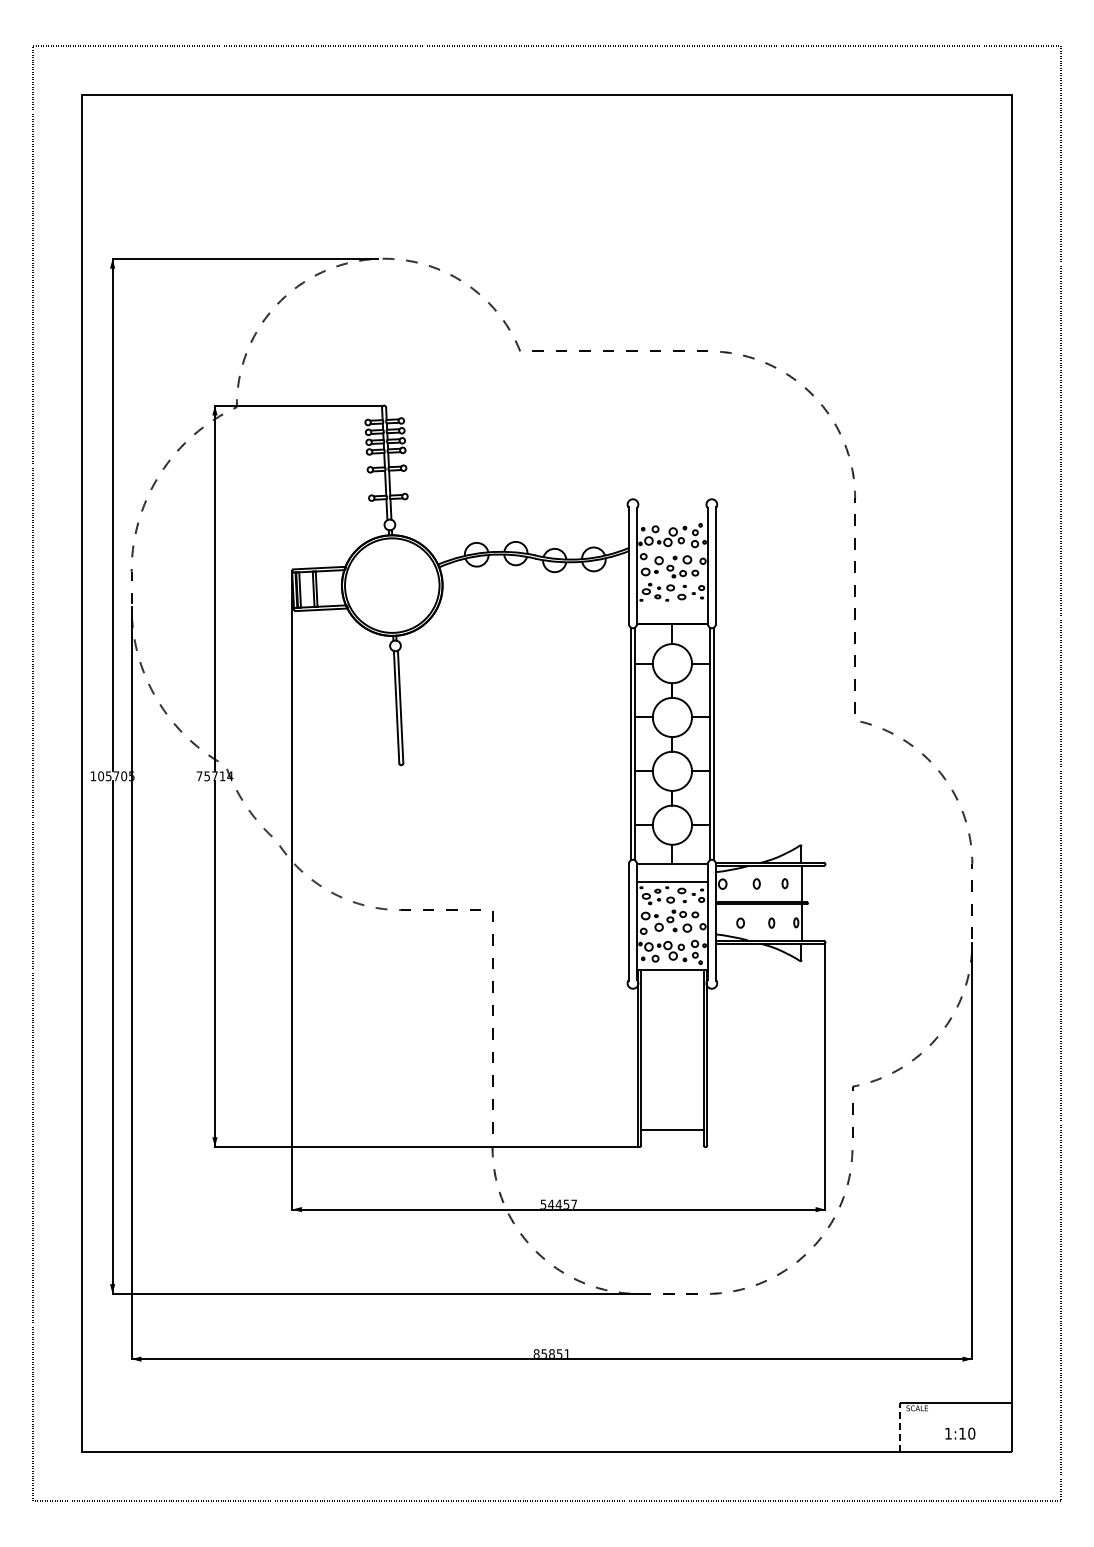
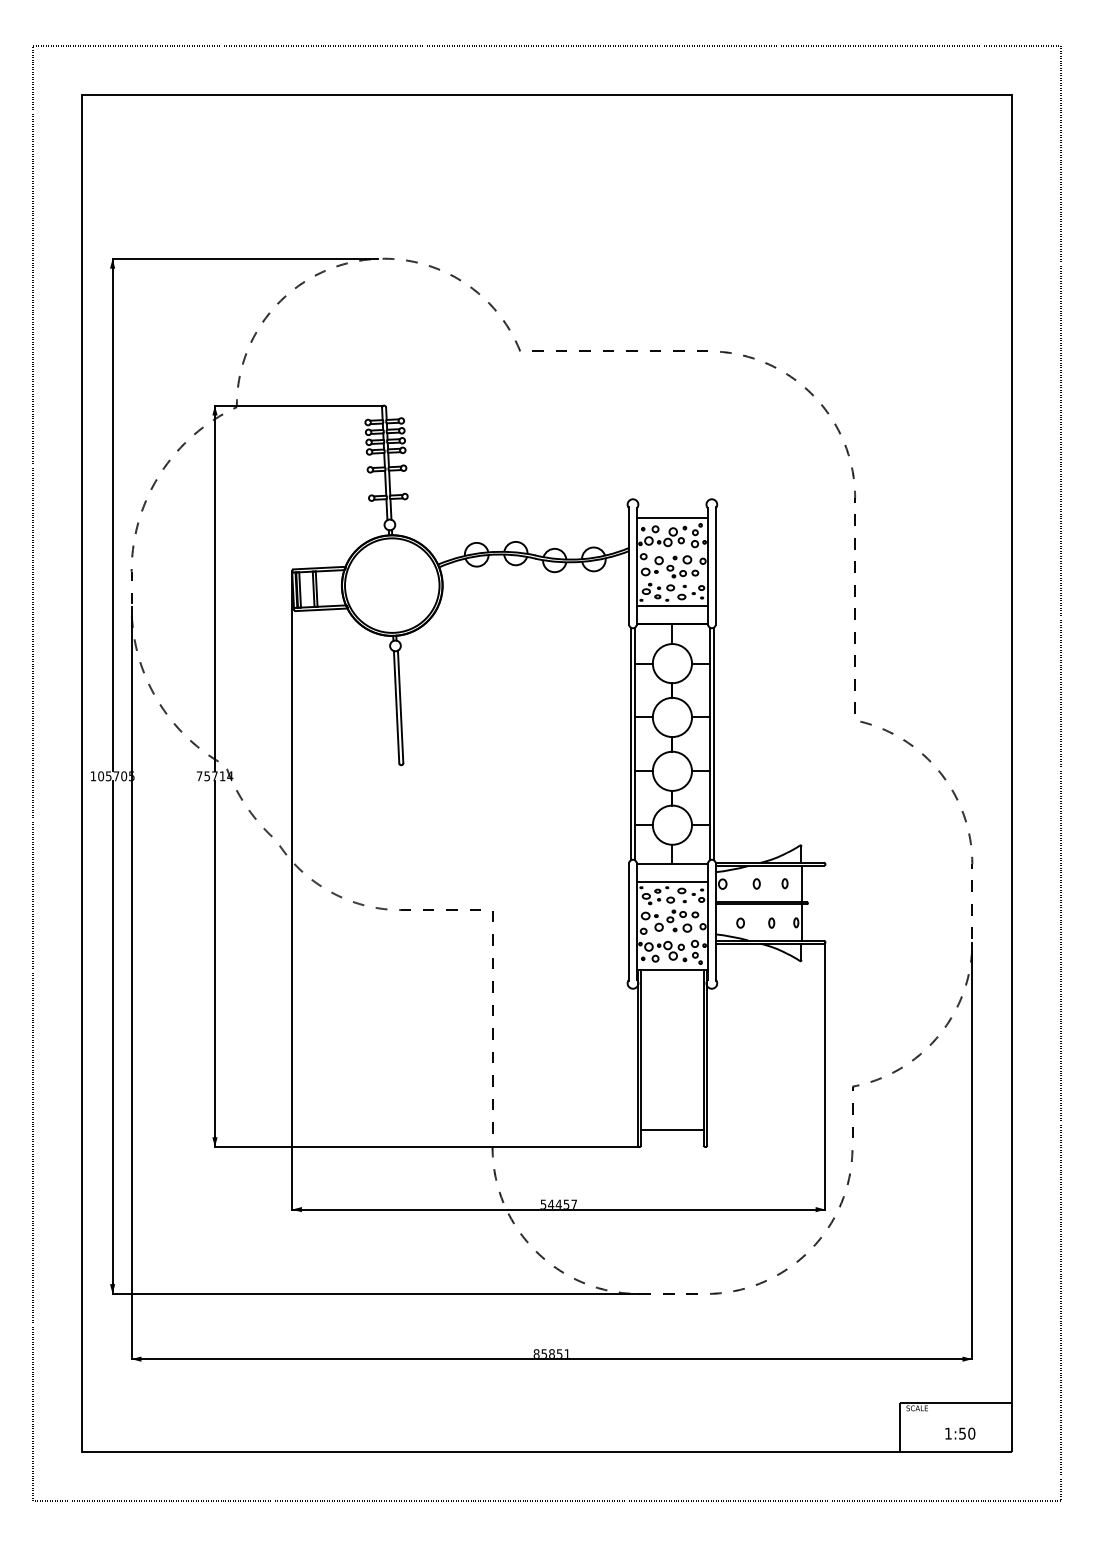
line: none -> present (672, 517)
line: none -> present (672, 605)
line: dashed -> solid (900, 1426)
text: 1:10 -> 1:50 (962, 1433)
